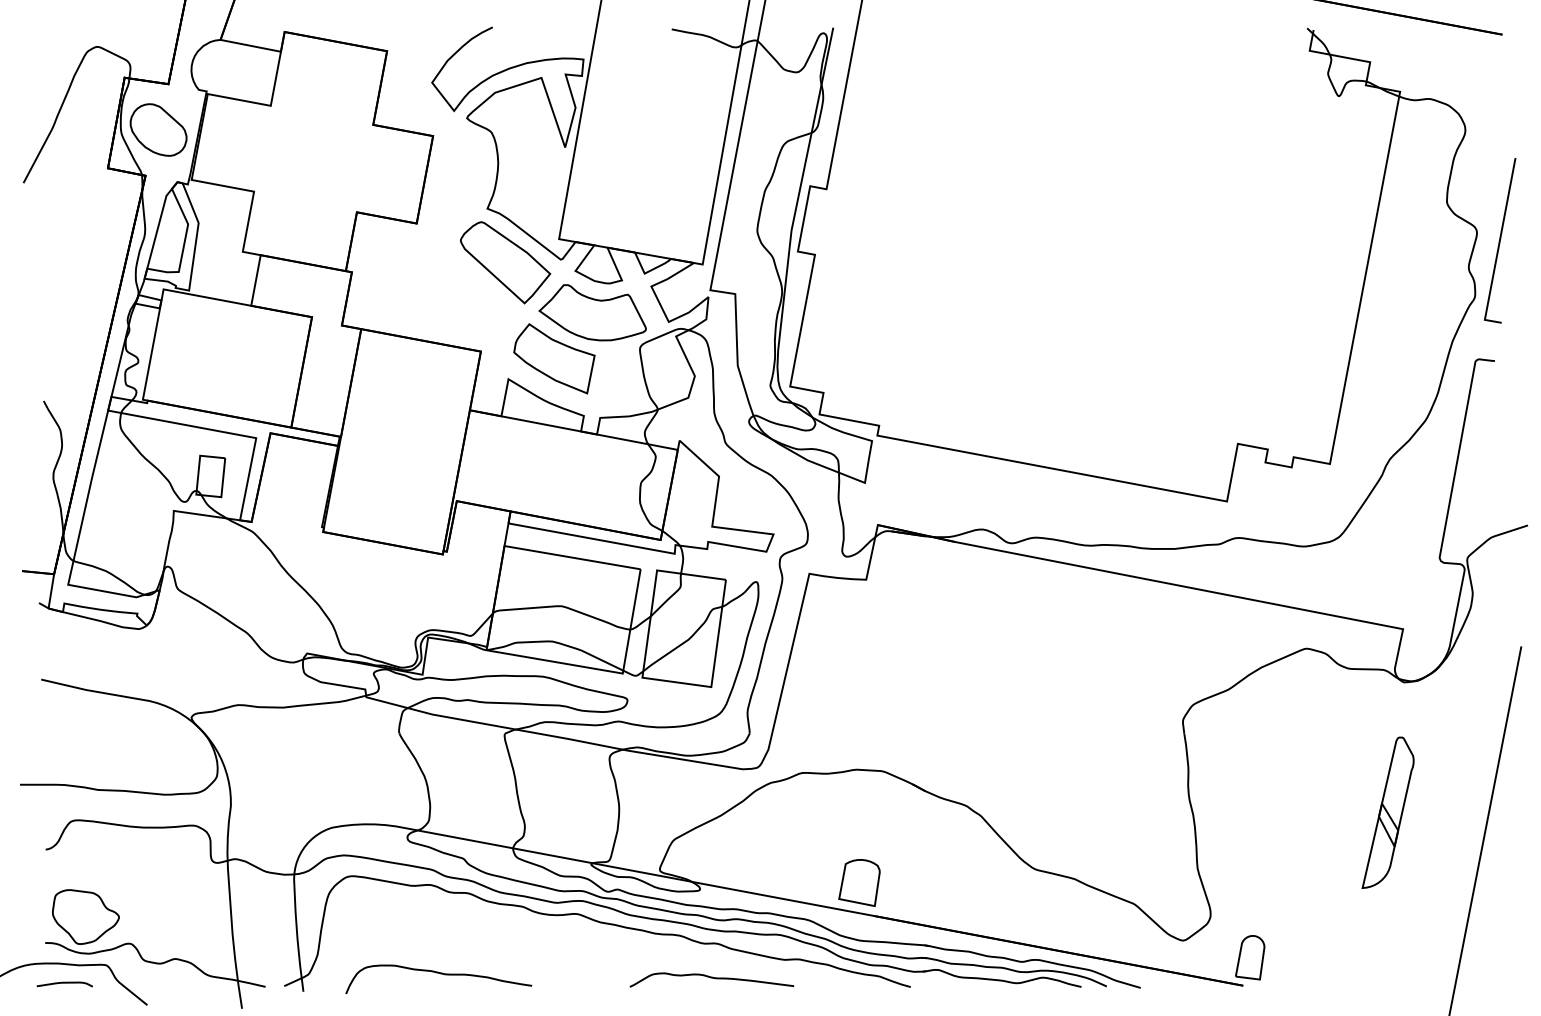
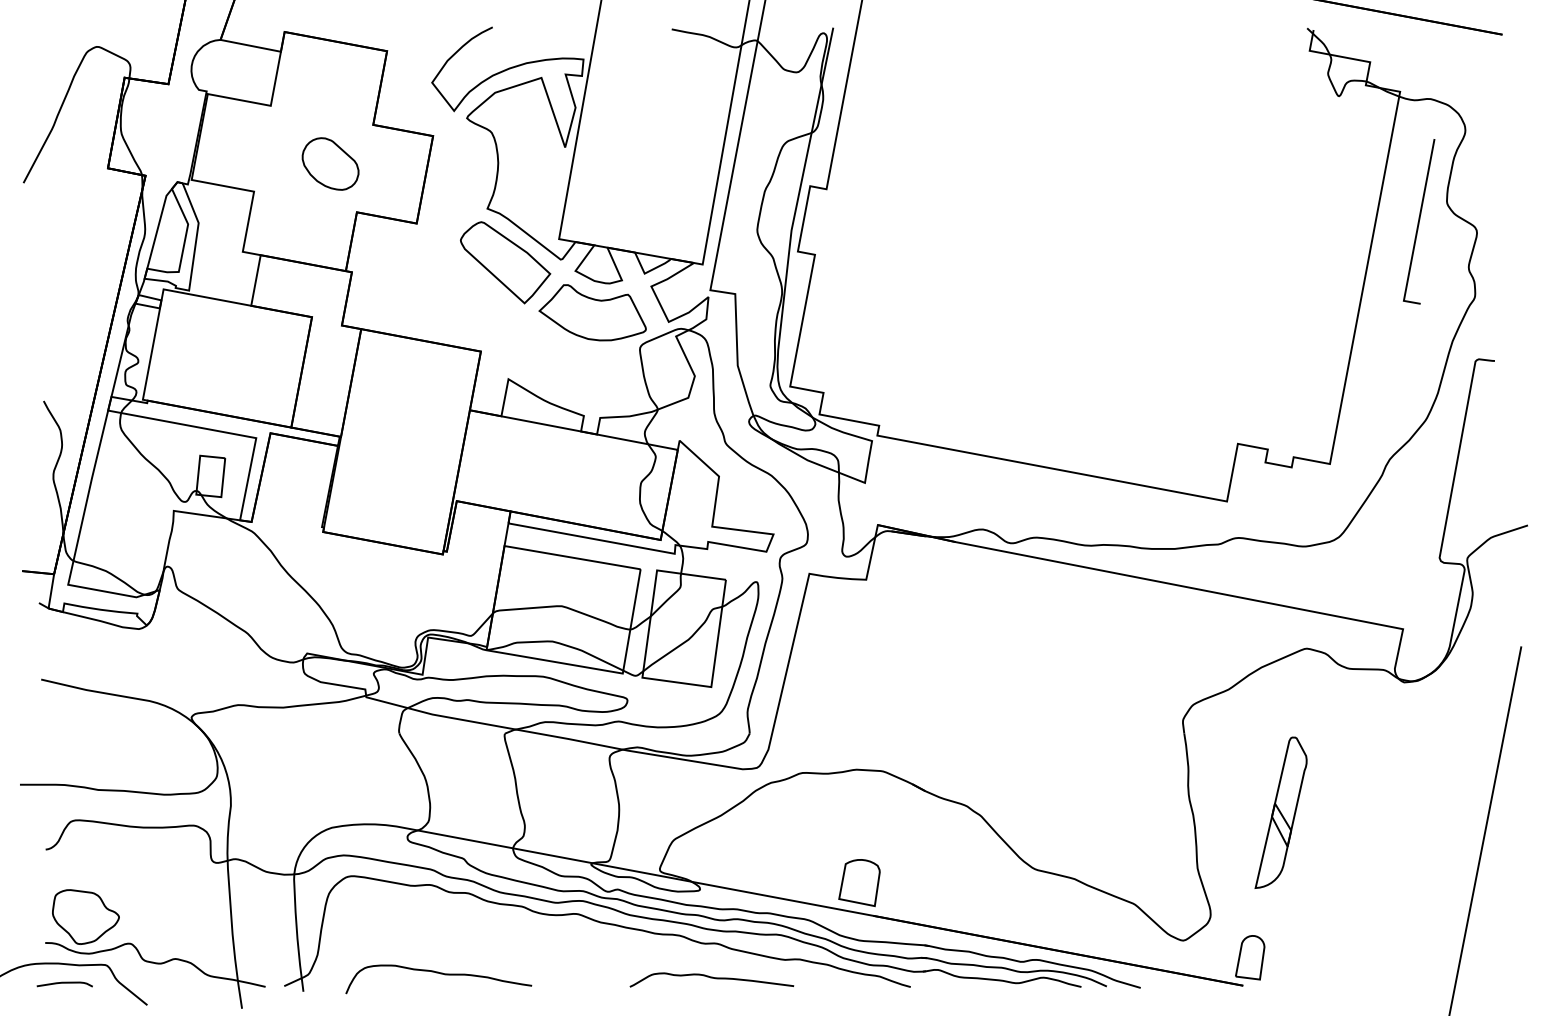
part position: (158, 129) -> (330, 163) (330, 163)
line position: (1499, 240) -> (1418, 221) (1418, 221)
part: present -> none (554, 358)
part position: (1387, 812) -> (1280, 812) (1280, 812)
